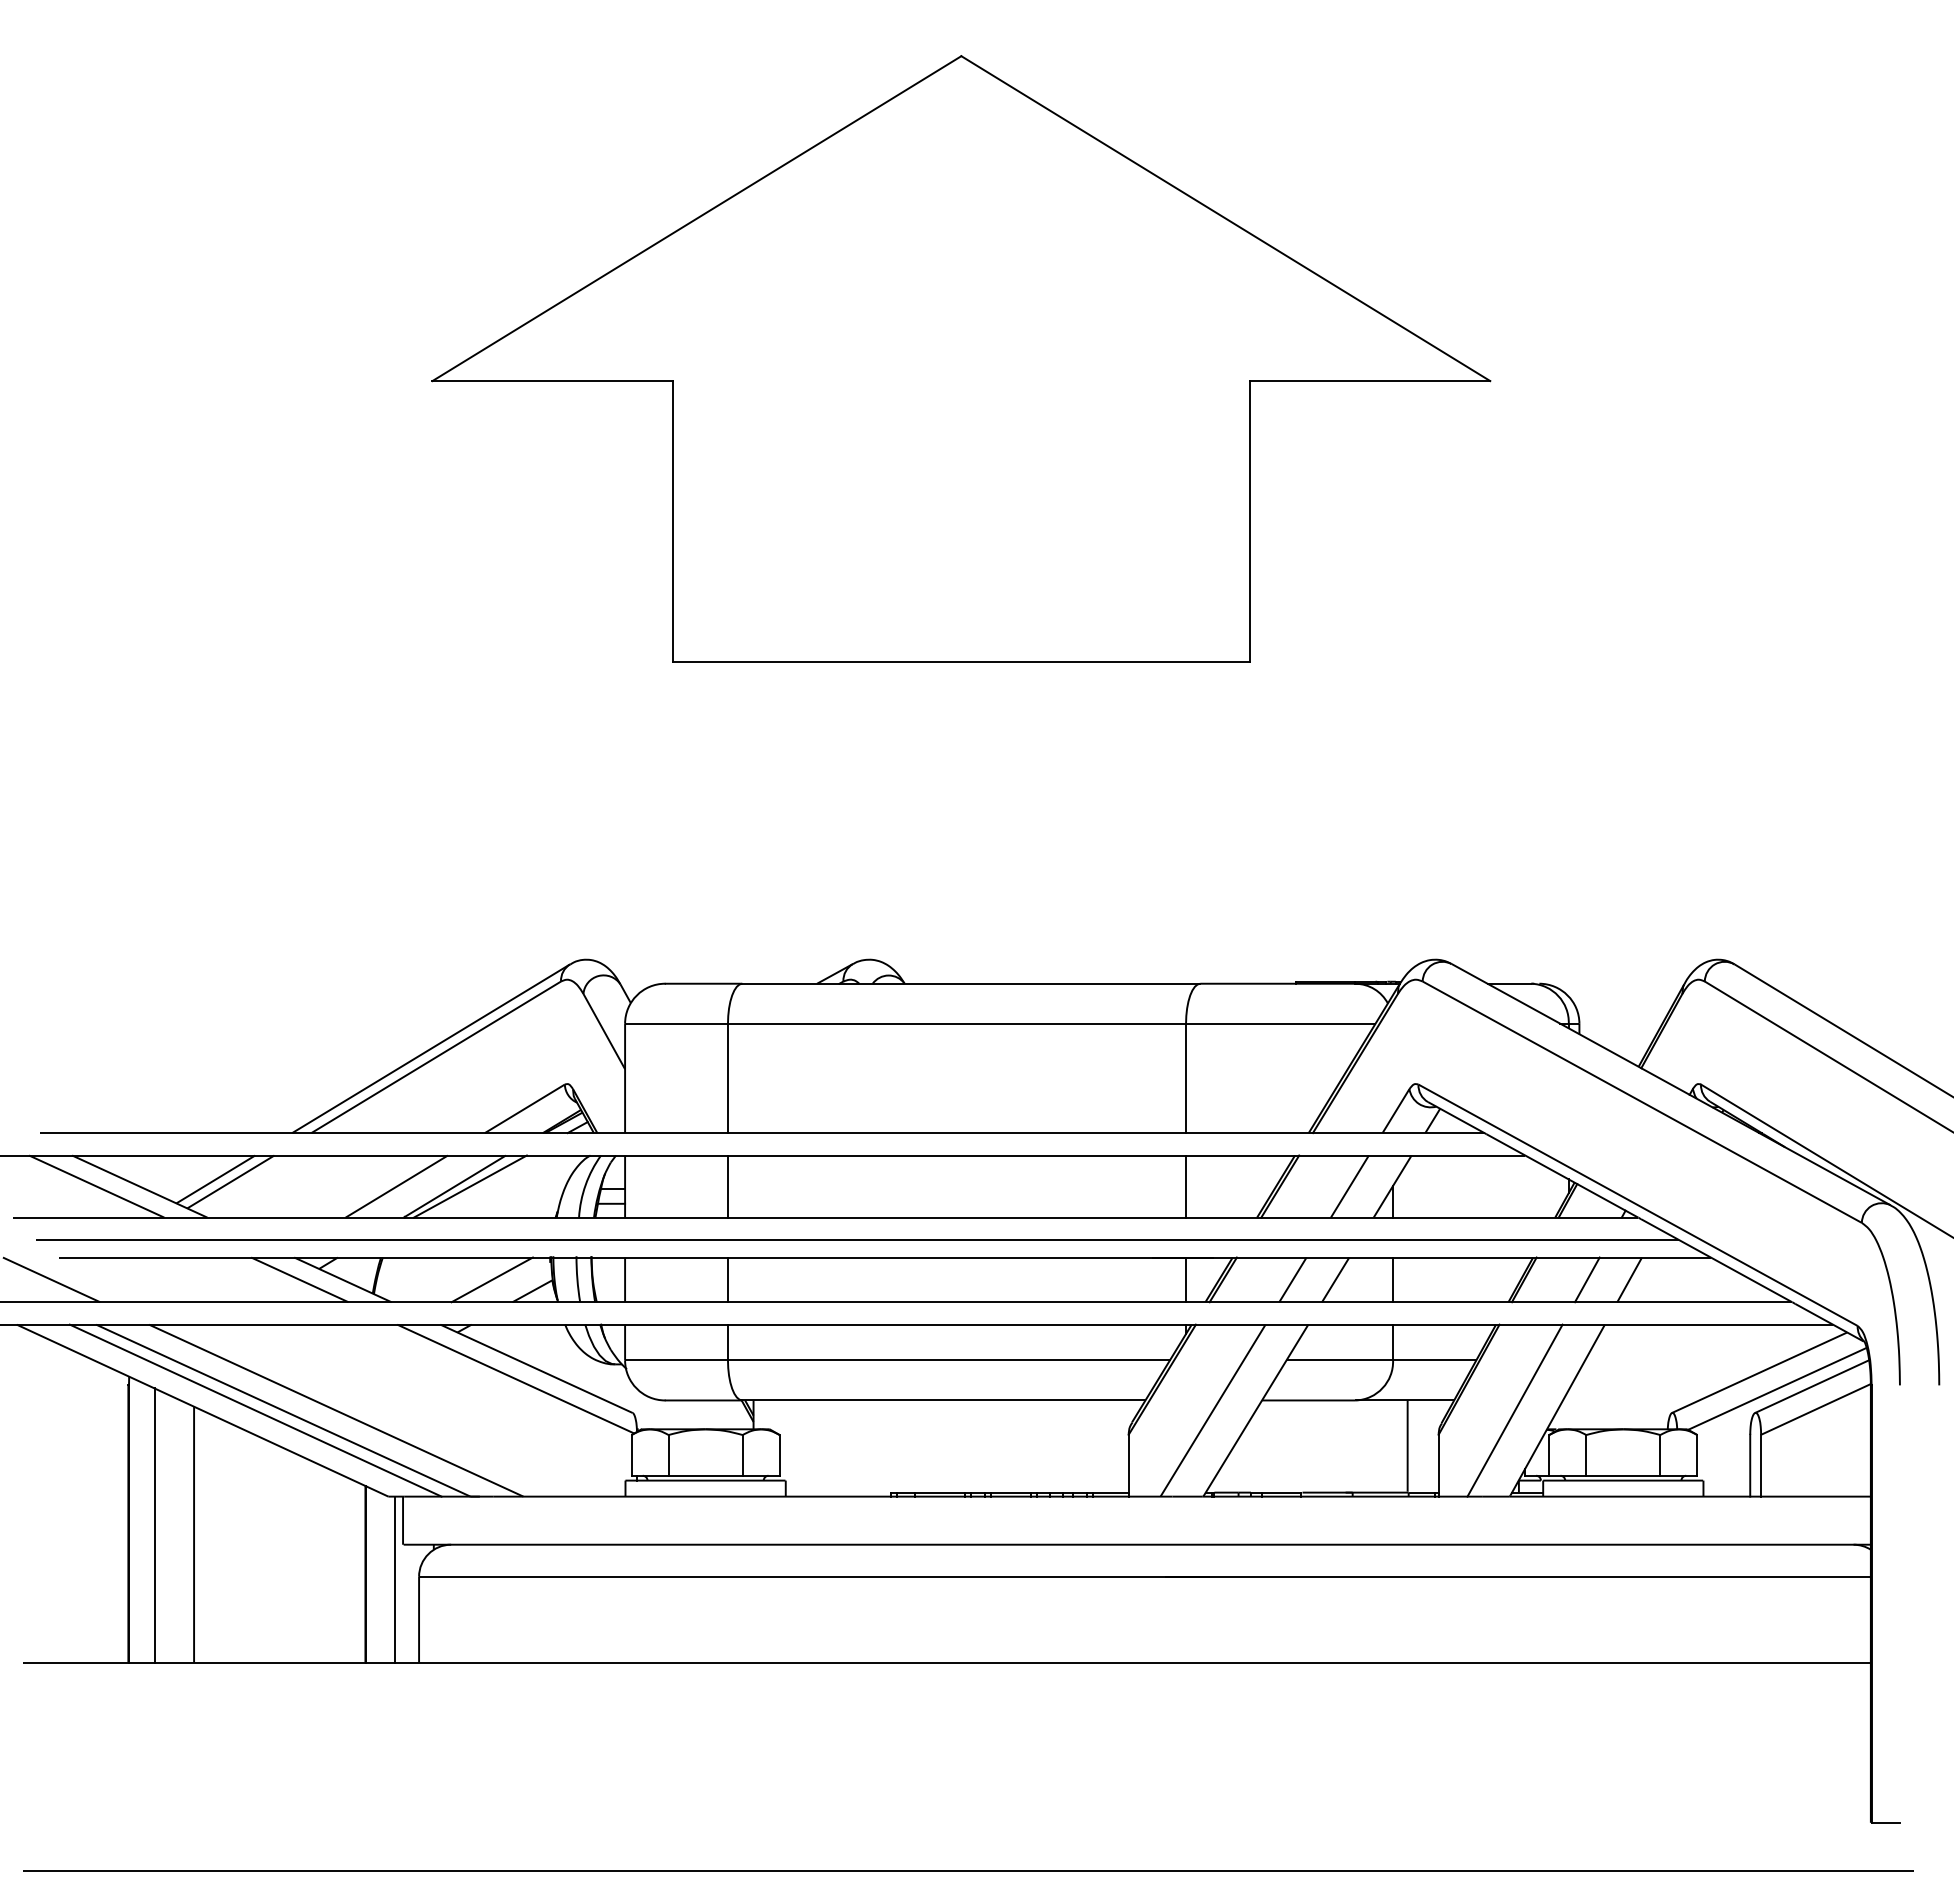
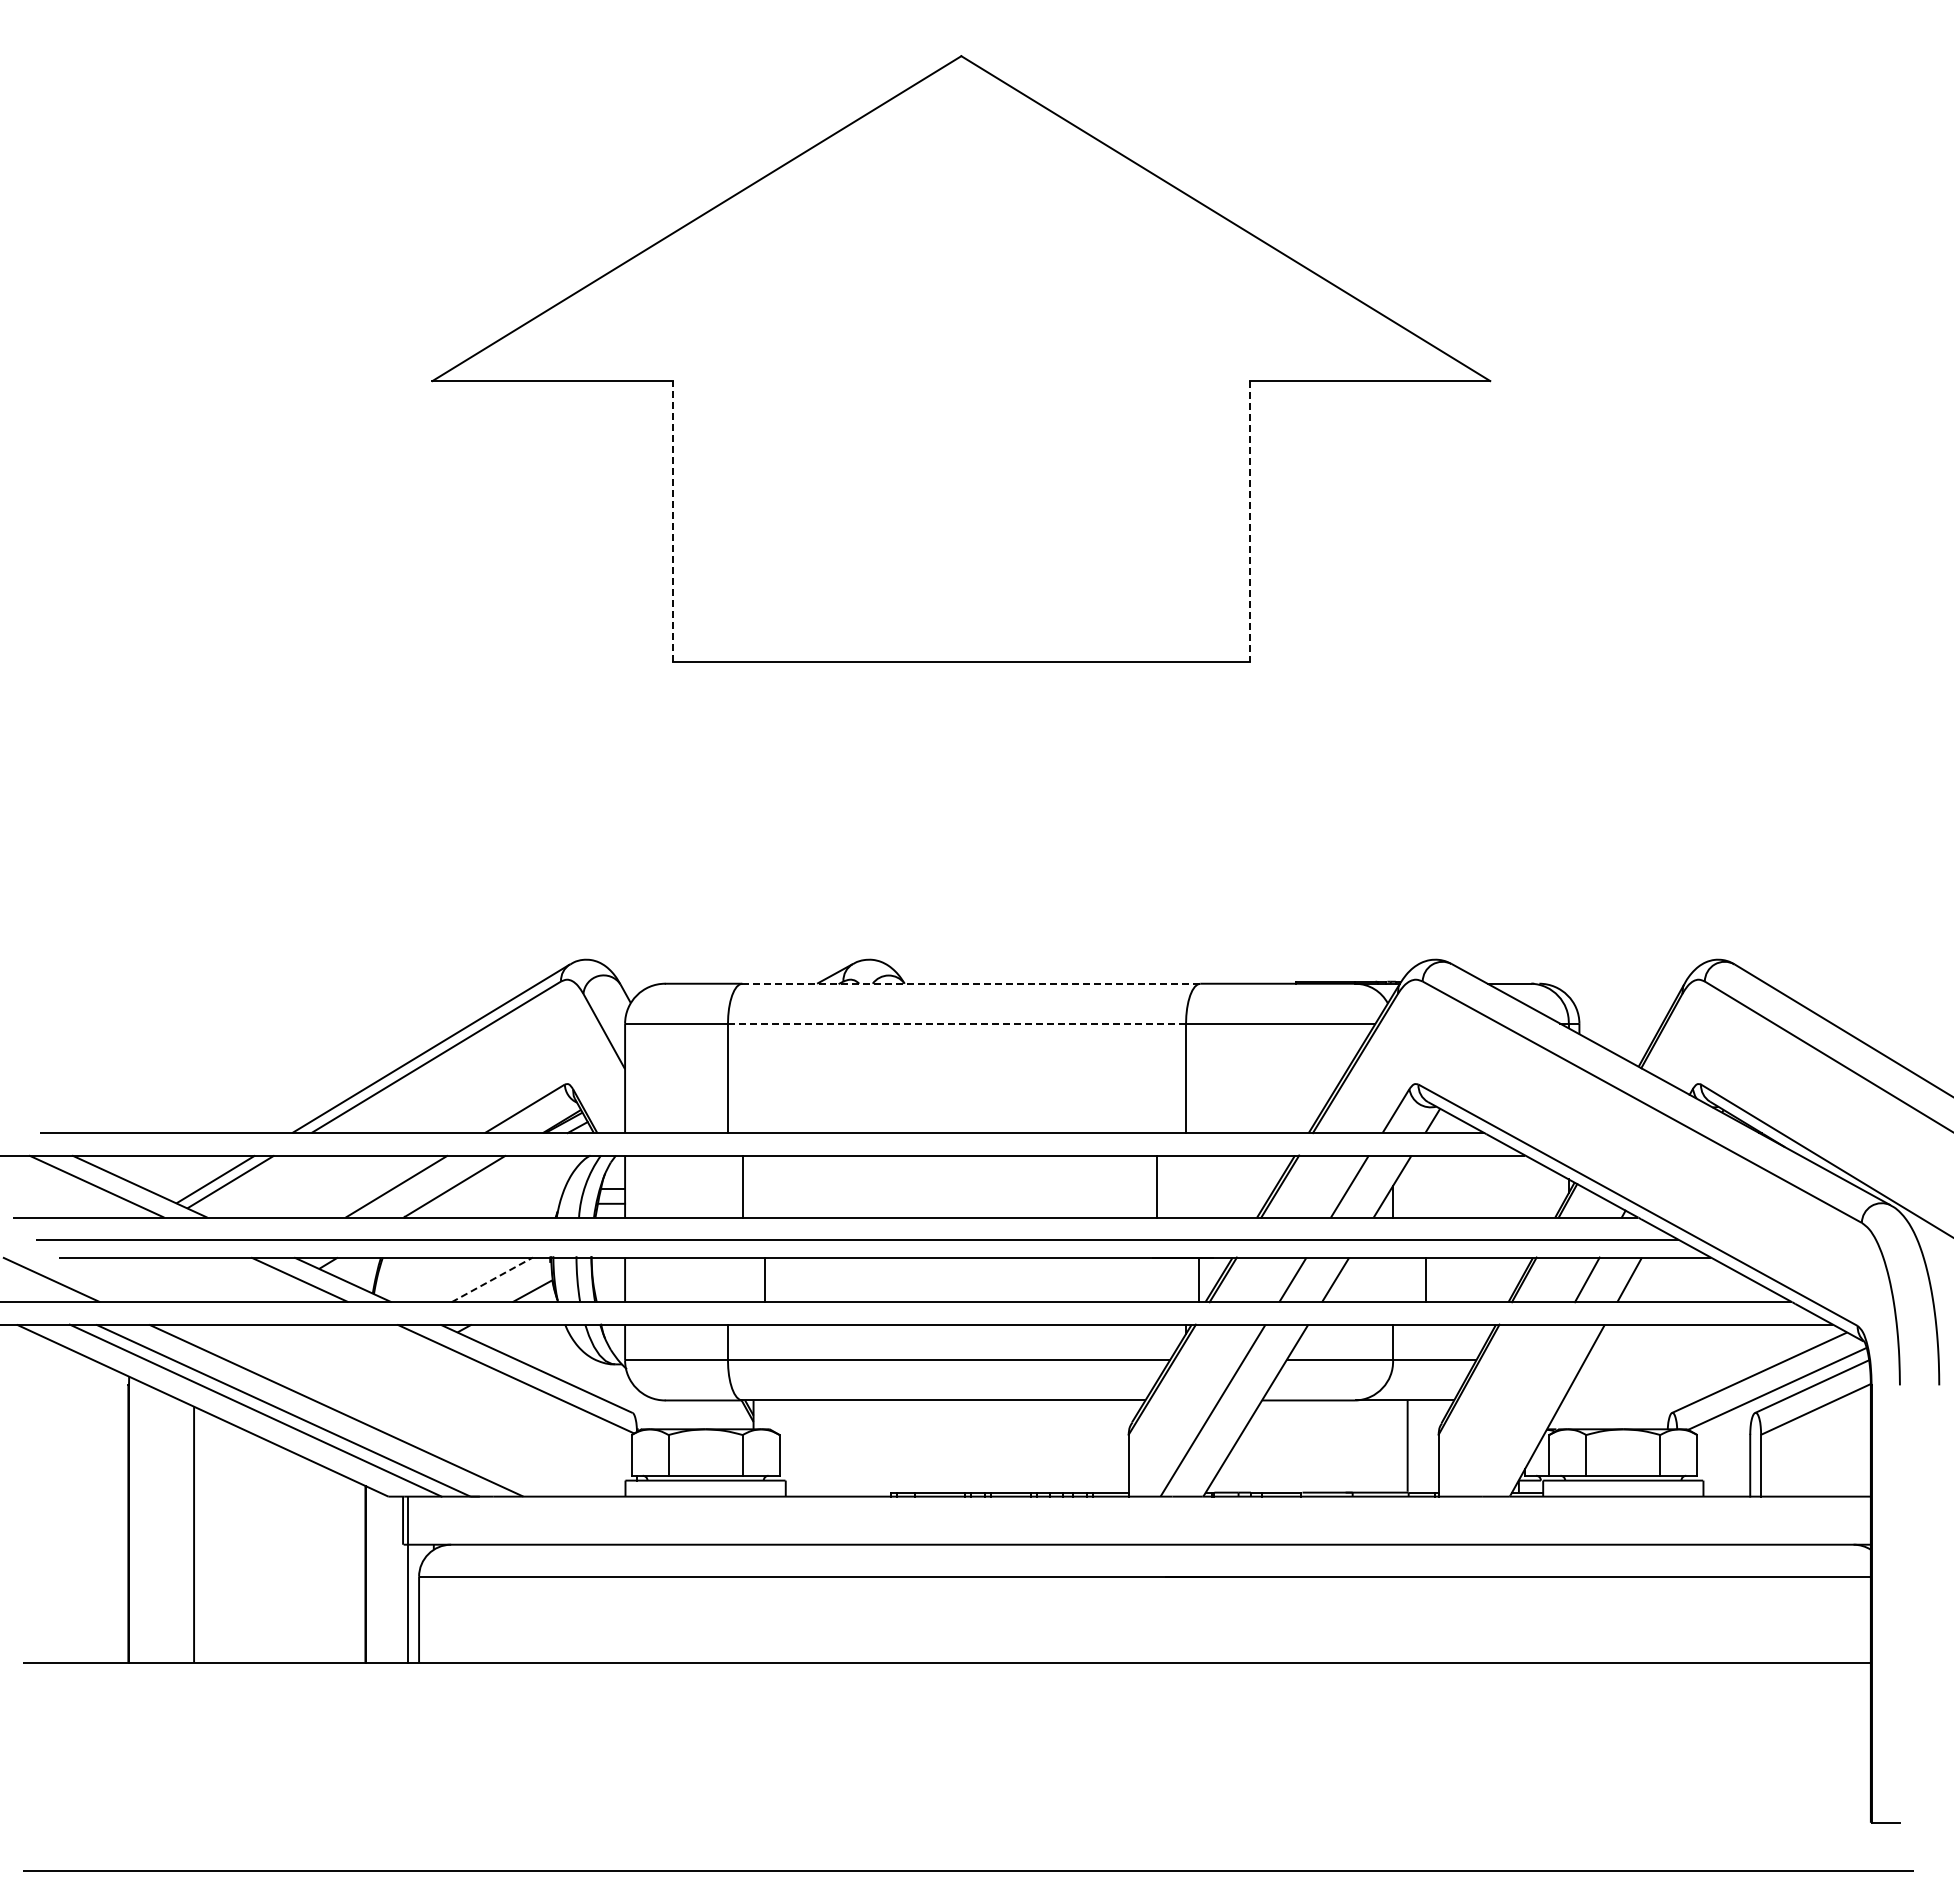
line: solid -> dashed (672, 521)
line: solid -> dashed (1249, 522)
line: solid -> dashed (970, 983)
line: solid -> dashed (956, 1023)
line: present -> none (469, 1186)
line position: (727, 1186) -> (742, 1186) (742, 1186)
line position: (1186, 1186) -> (1157, 1186) (1157, 1186)
line: solid -> dashed (492, 1279)
line position: (727, 1279) -> (764, 1279) (764, 1279)
line position: (1186, 1279) -> (1199, 1279) (1199, 1279)
line position: (1393, 1279) -> (1426, 1279) (1426, 1279)
line: present -> none (1514, 1410)
line: present -> none (154, 1525)
line position: (394, 1579) -> (407, 1579) (407, 1579)
